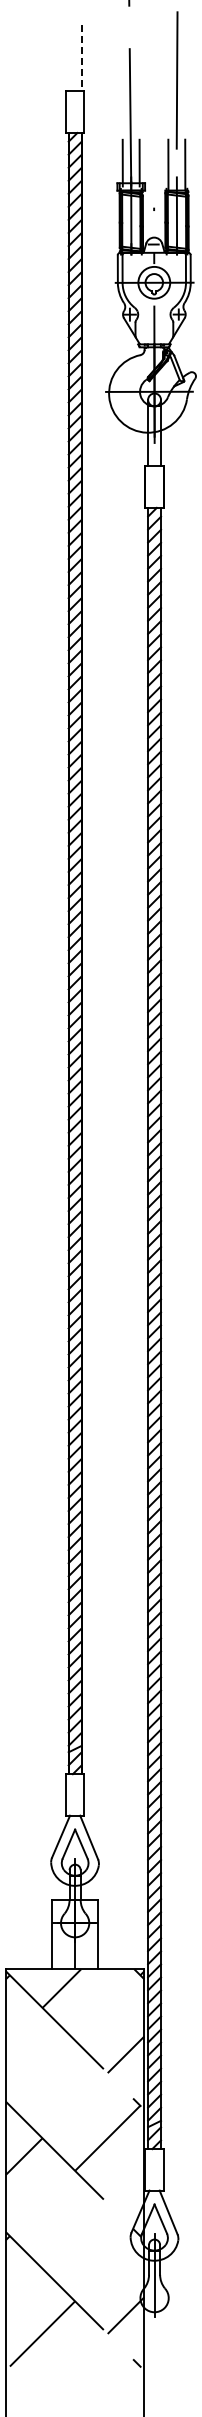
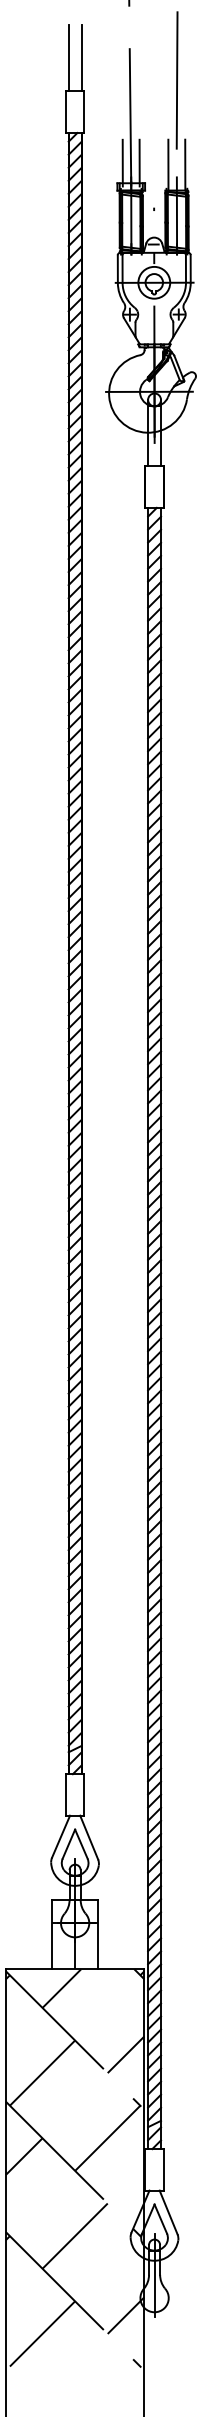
line: none -> present (68, 58)
line: dashed -> solid (81, 58)
line: none -> present (42, 2072)
line: none -> present (74, 2235)
